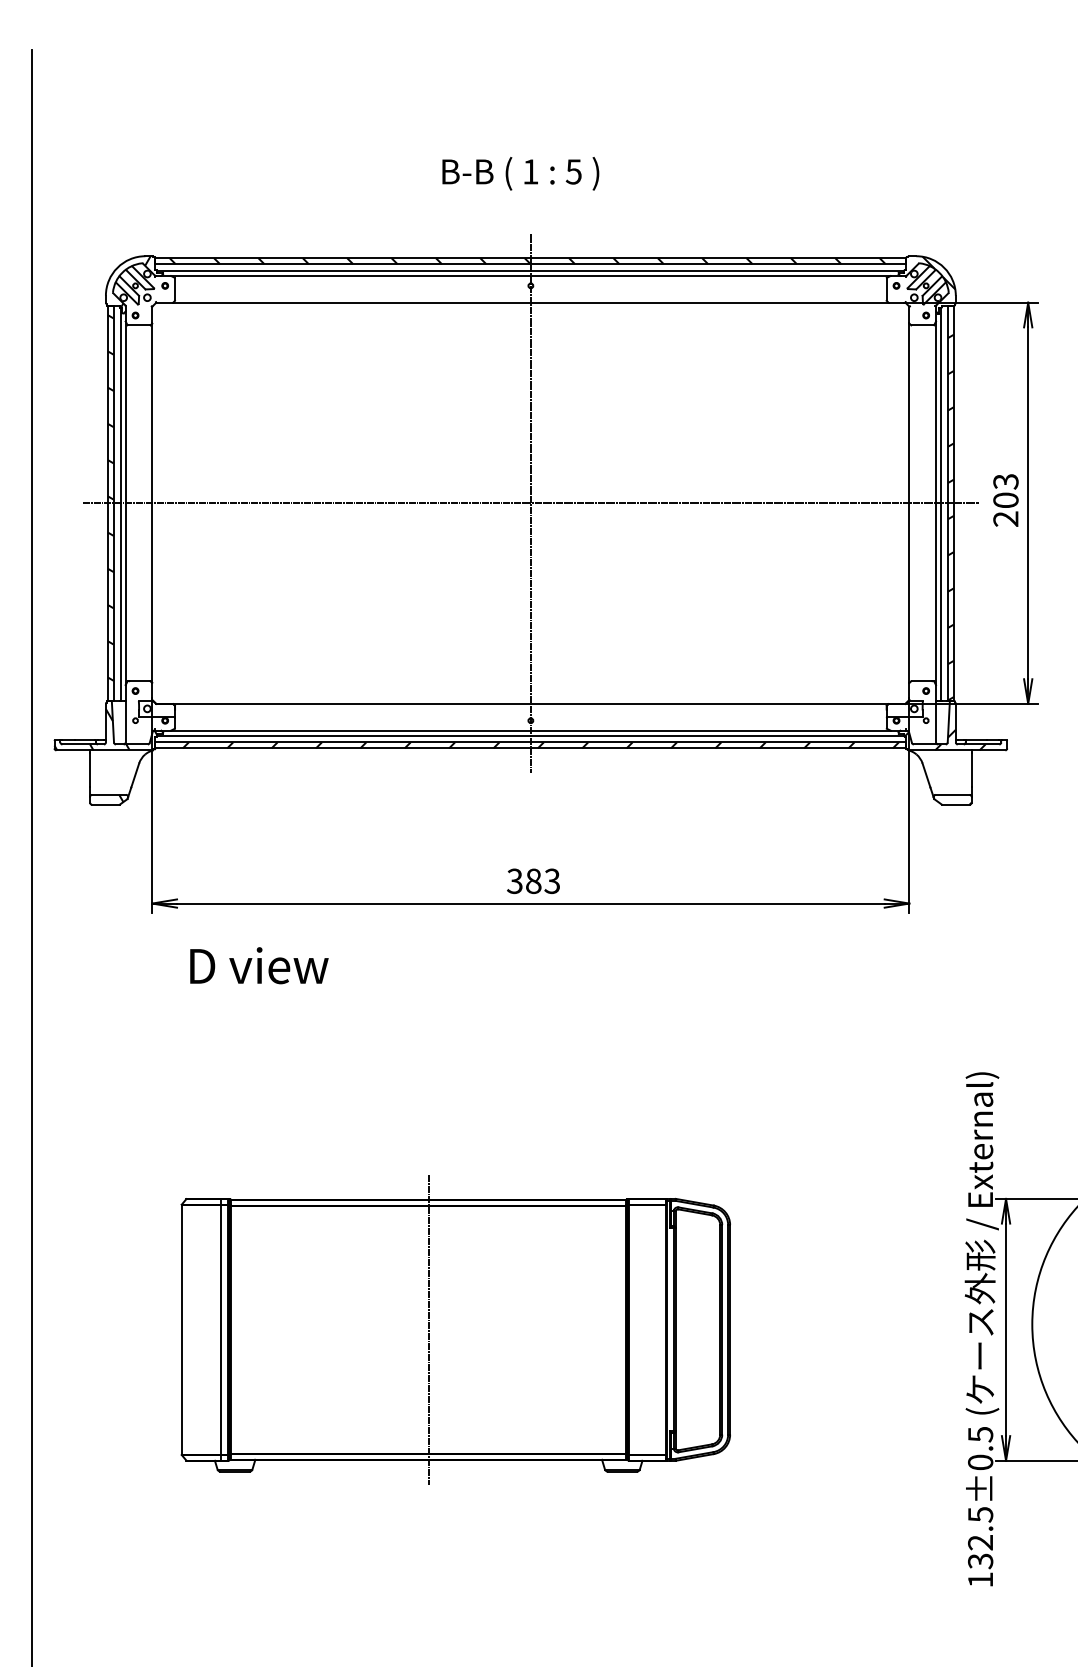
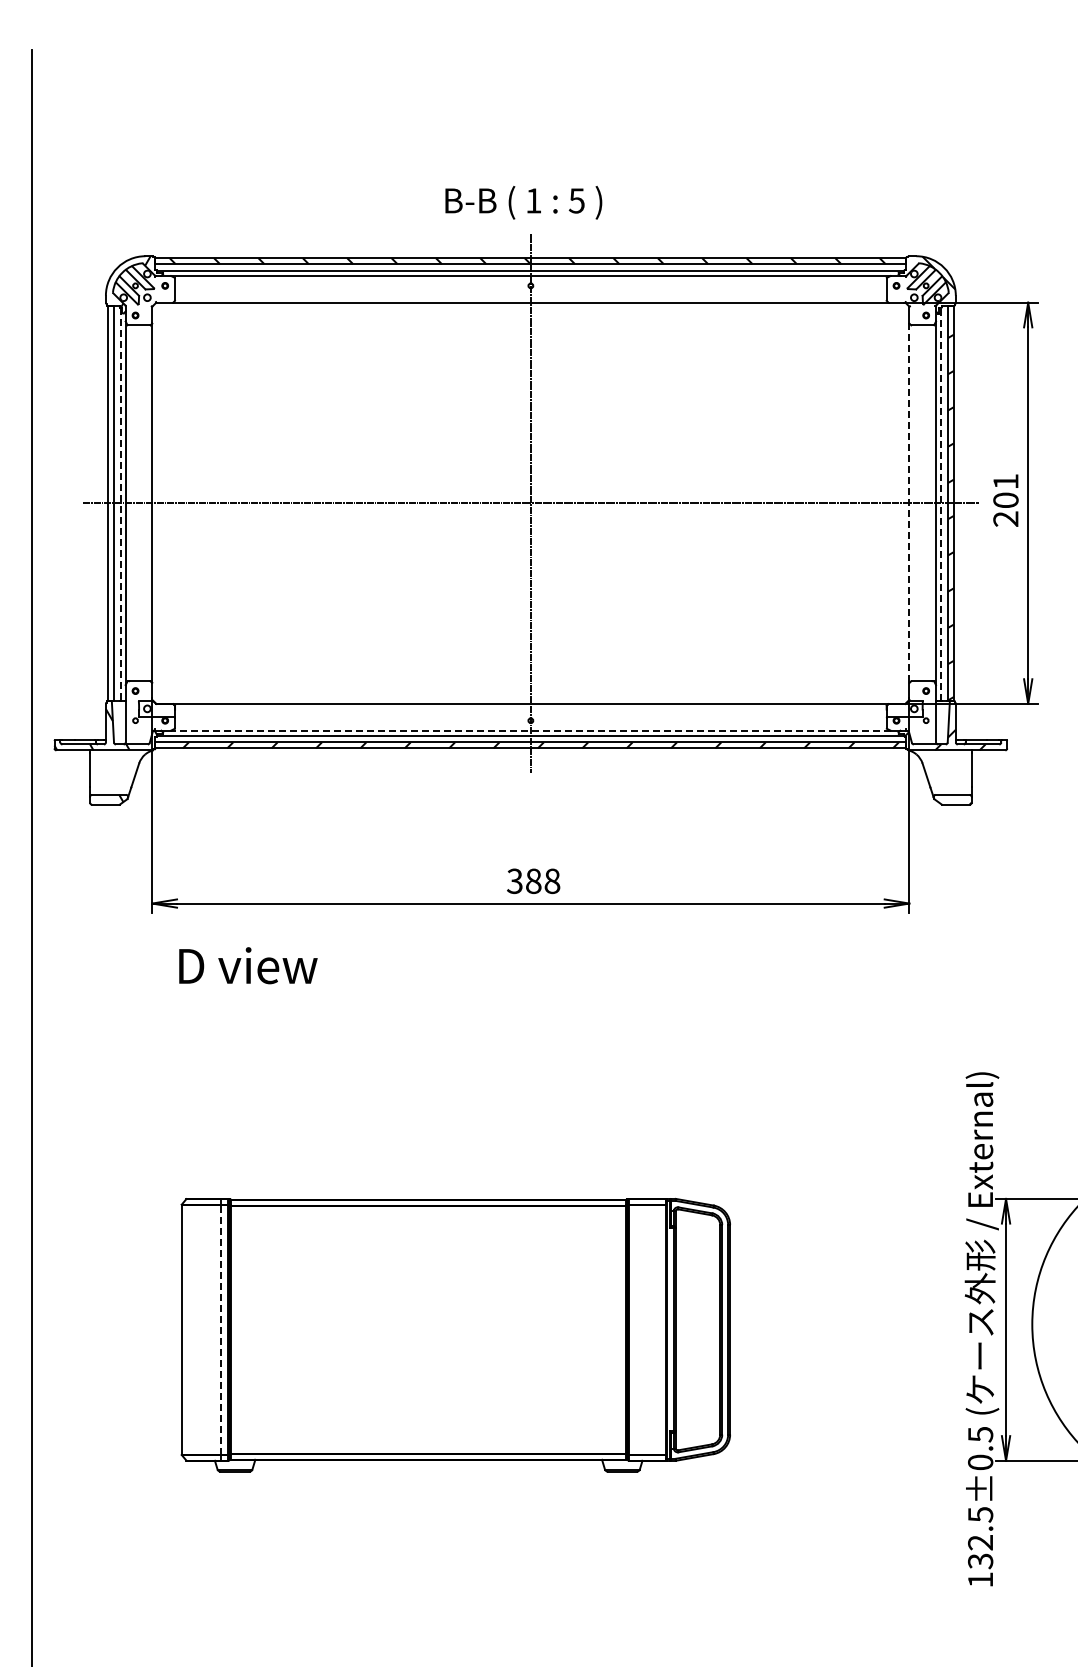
text position: (520, 173) -> (523, 202) (523, 202)
text: 203 -> 201 (1005, 481)
hatch: present -> none (110, 497)
line: solid -> dashed (909, 503)
line: solid -> dashed (120, 504)
line: solid -> dashed (941, 504)
line: solid -> dashed (530, 730)
text: 383 -> 388 (552, 880)
text position: (259, 965) -> (248, 965) (248, 965)
line: solid -> dashed (221, 1329)
line: present -> none (428, 1329)
